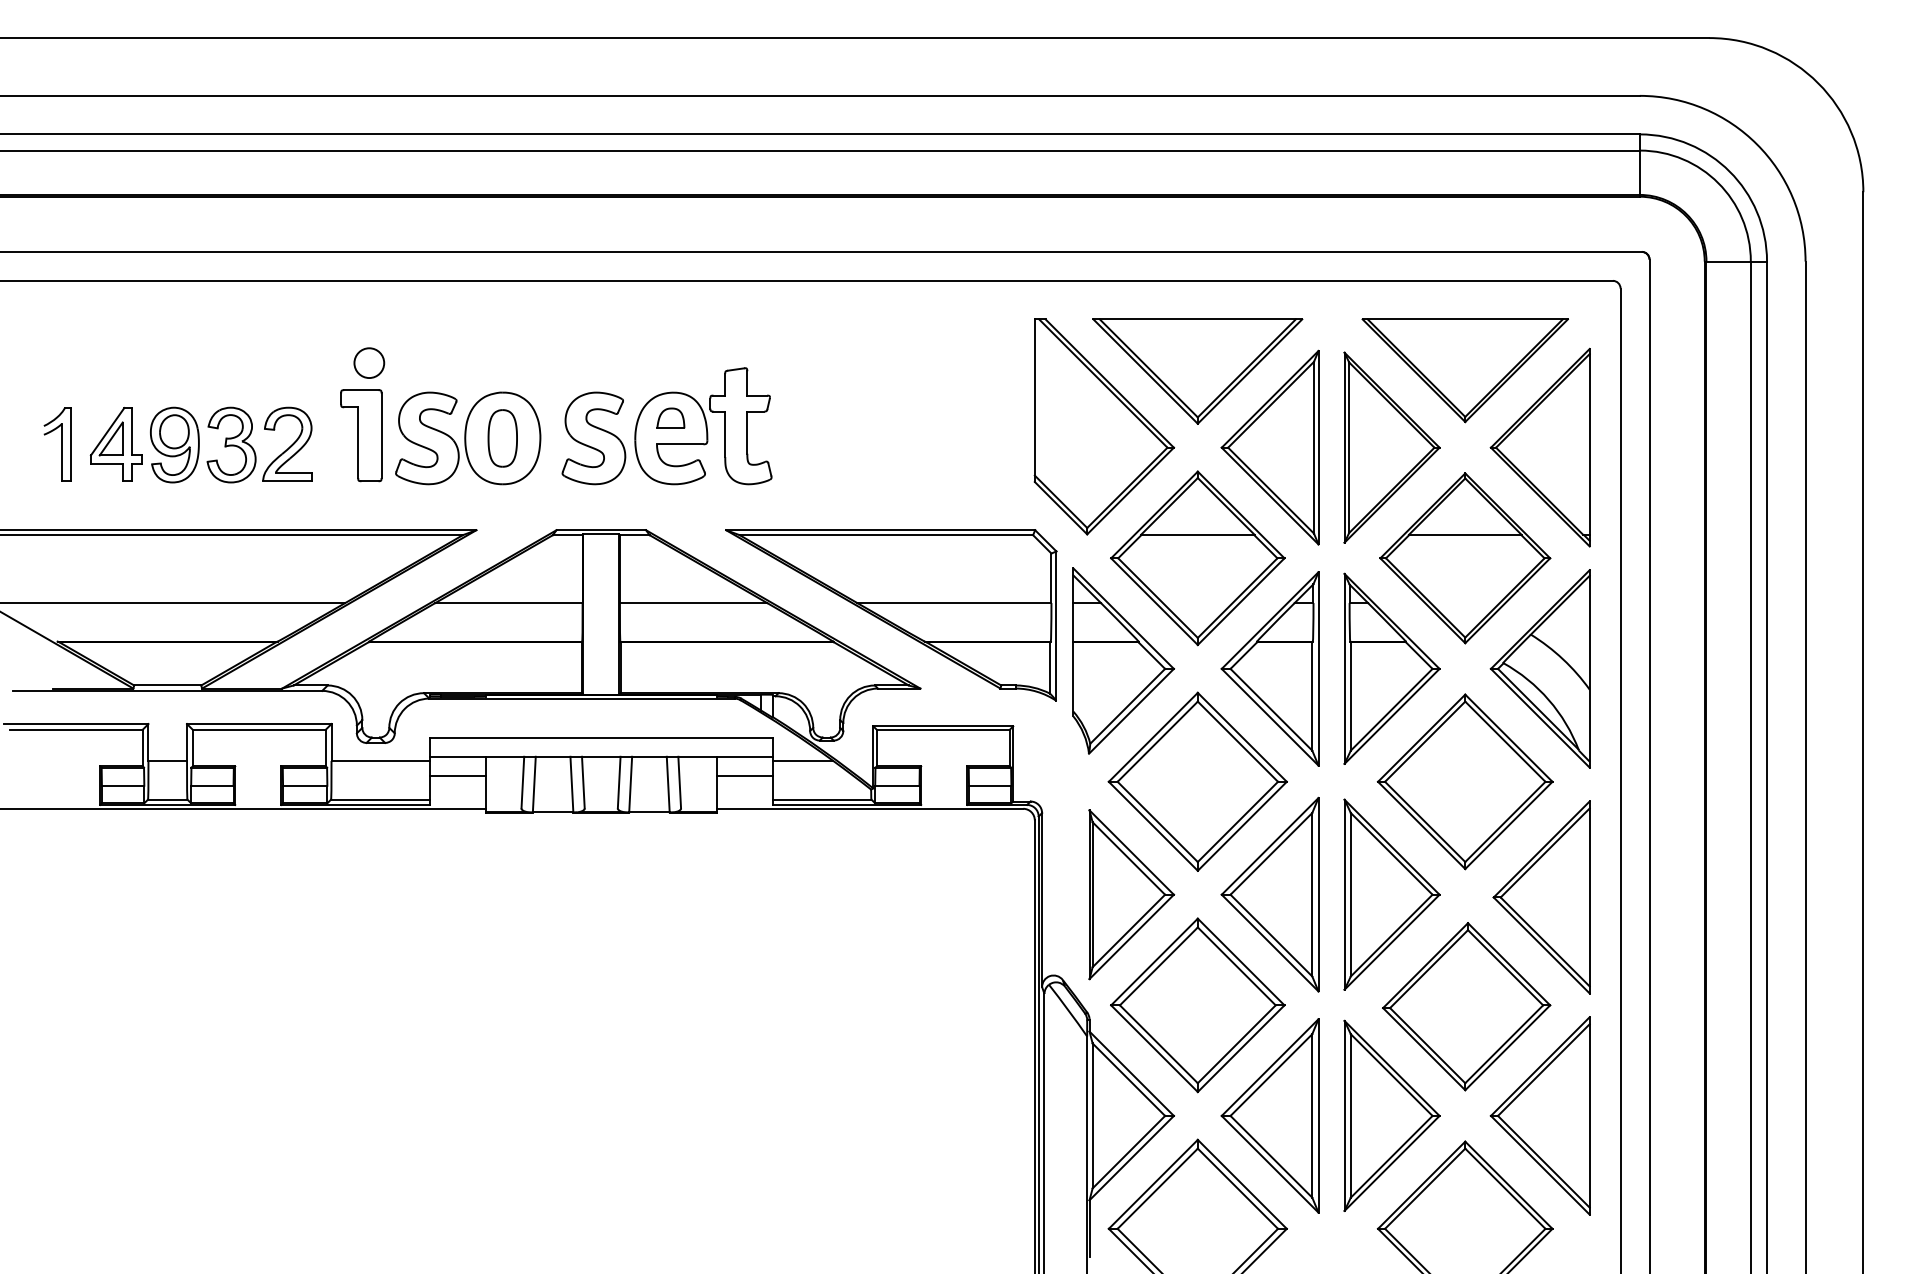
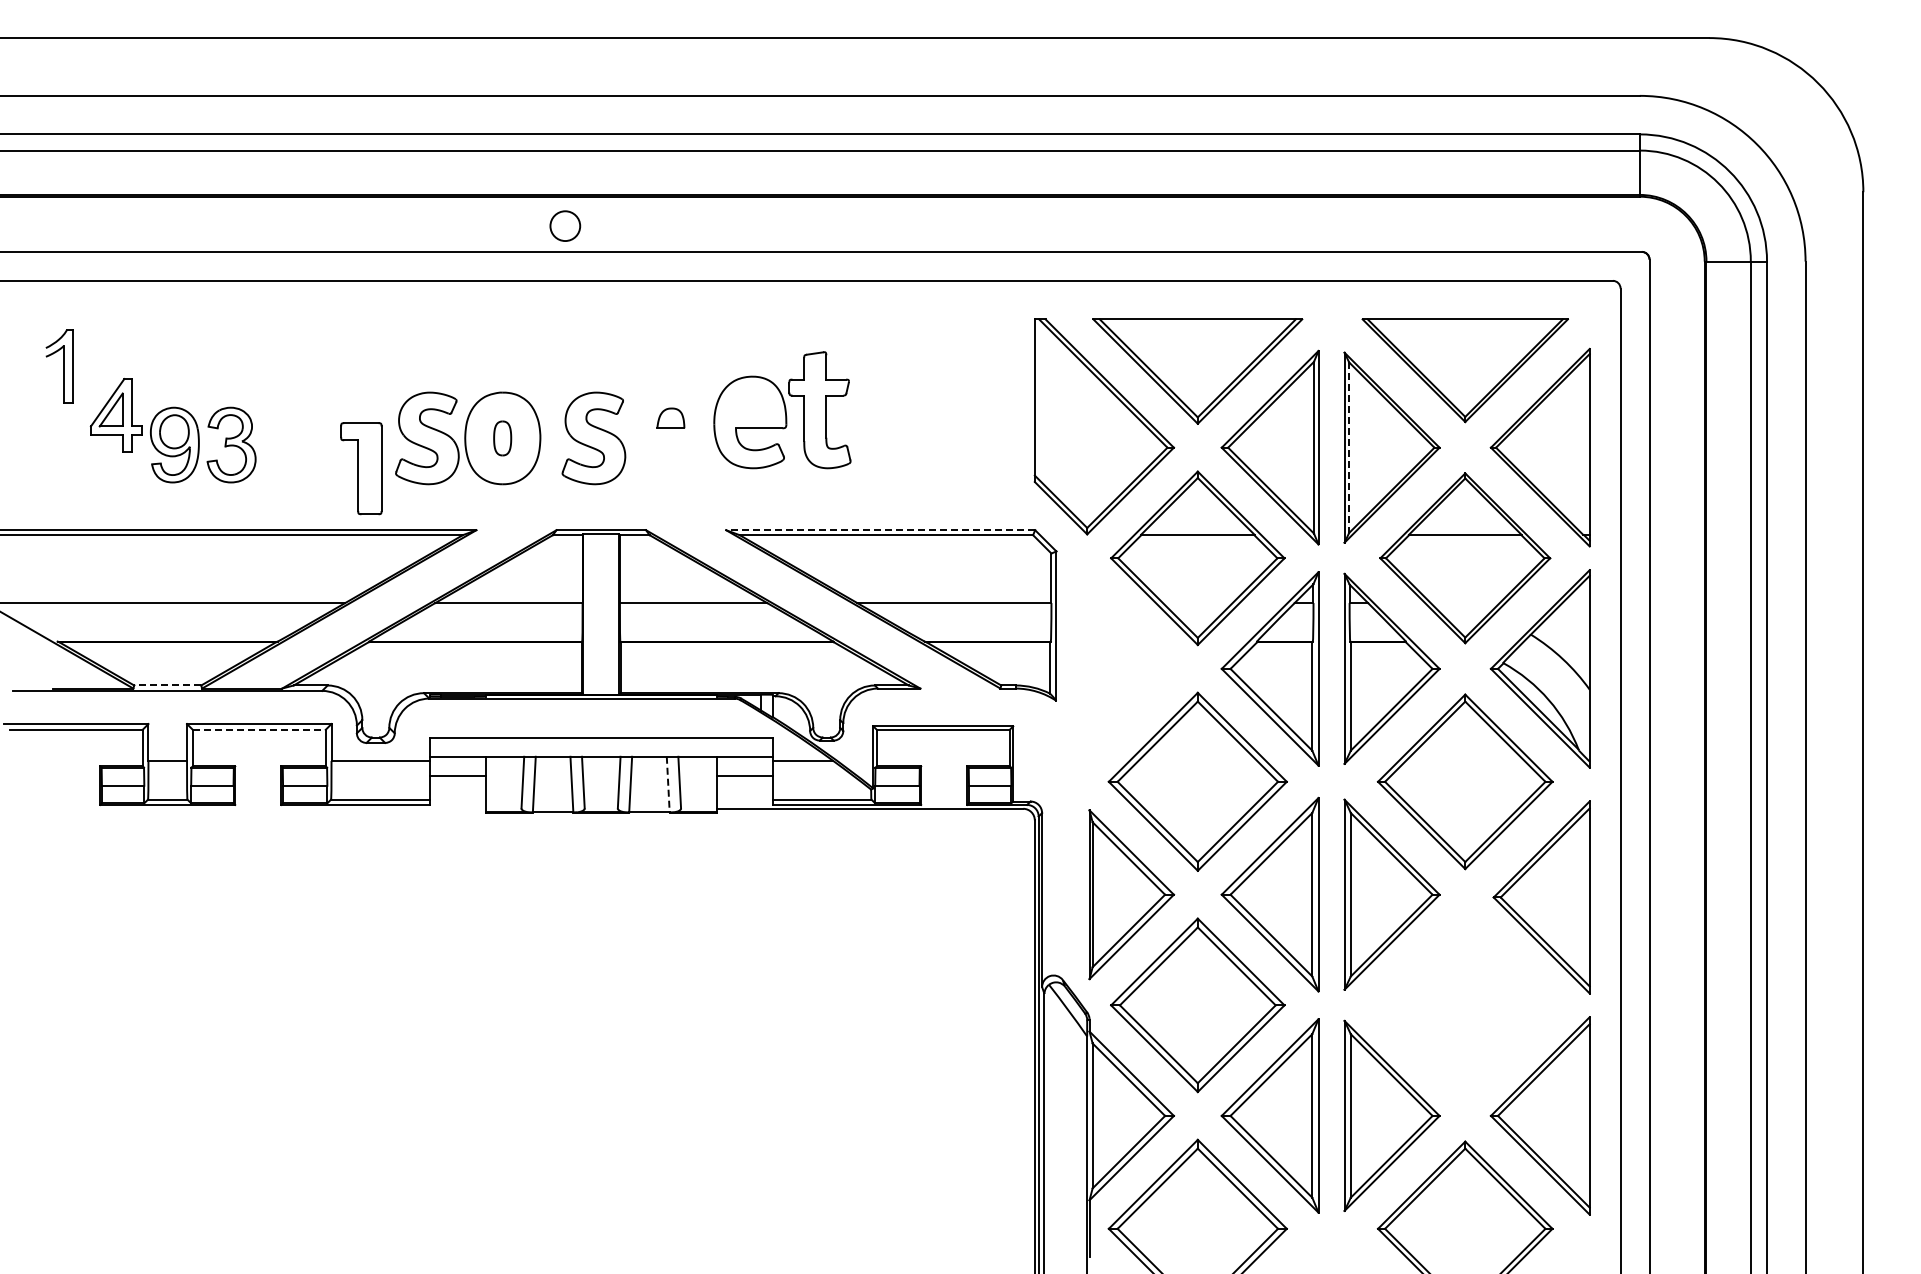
circle position: (369, 362) -> (565, 225) (565, 225)
part position: (703, 426) -> (782, 410) (782, 410)
part position: (361, 435) -> (361, 468) (361, 468)
part size: 31x59 px -> 20x37 px (502, 438)
part: present -> none (287, 443)
part position: (57, 444) -> (59, 366) (59, 366)
part position: (115, 444) -> (115, 415) (115, 415)
line: solid -> dashed (1349, 448)
line: solid -> dashed (880, 530)
part: present -> none (1123, 660)
line: solid -> dashed (167, 685)
line: solid -> dashed (259, 729)
line: solid -> dashed (668, 784)
line: present -> none (243, 808)
part: present -> none (1466, 1006)
